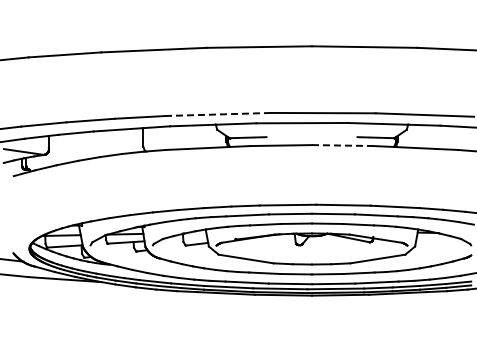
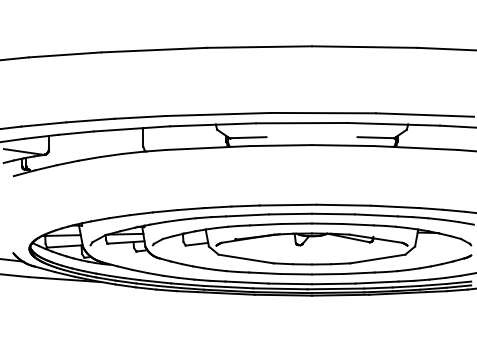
line: dashed -> solid (218, 114)
line: dashed -> solid (342, 145)
